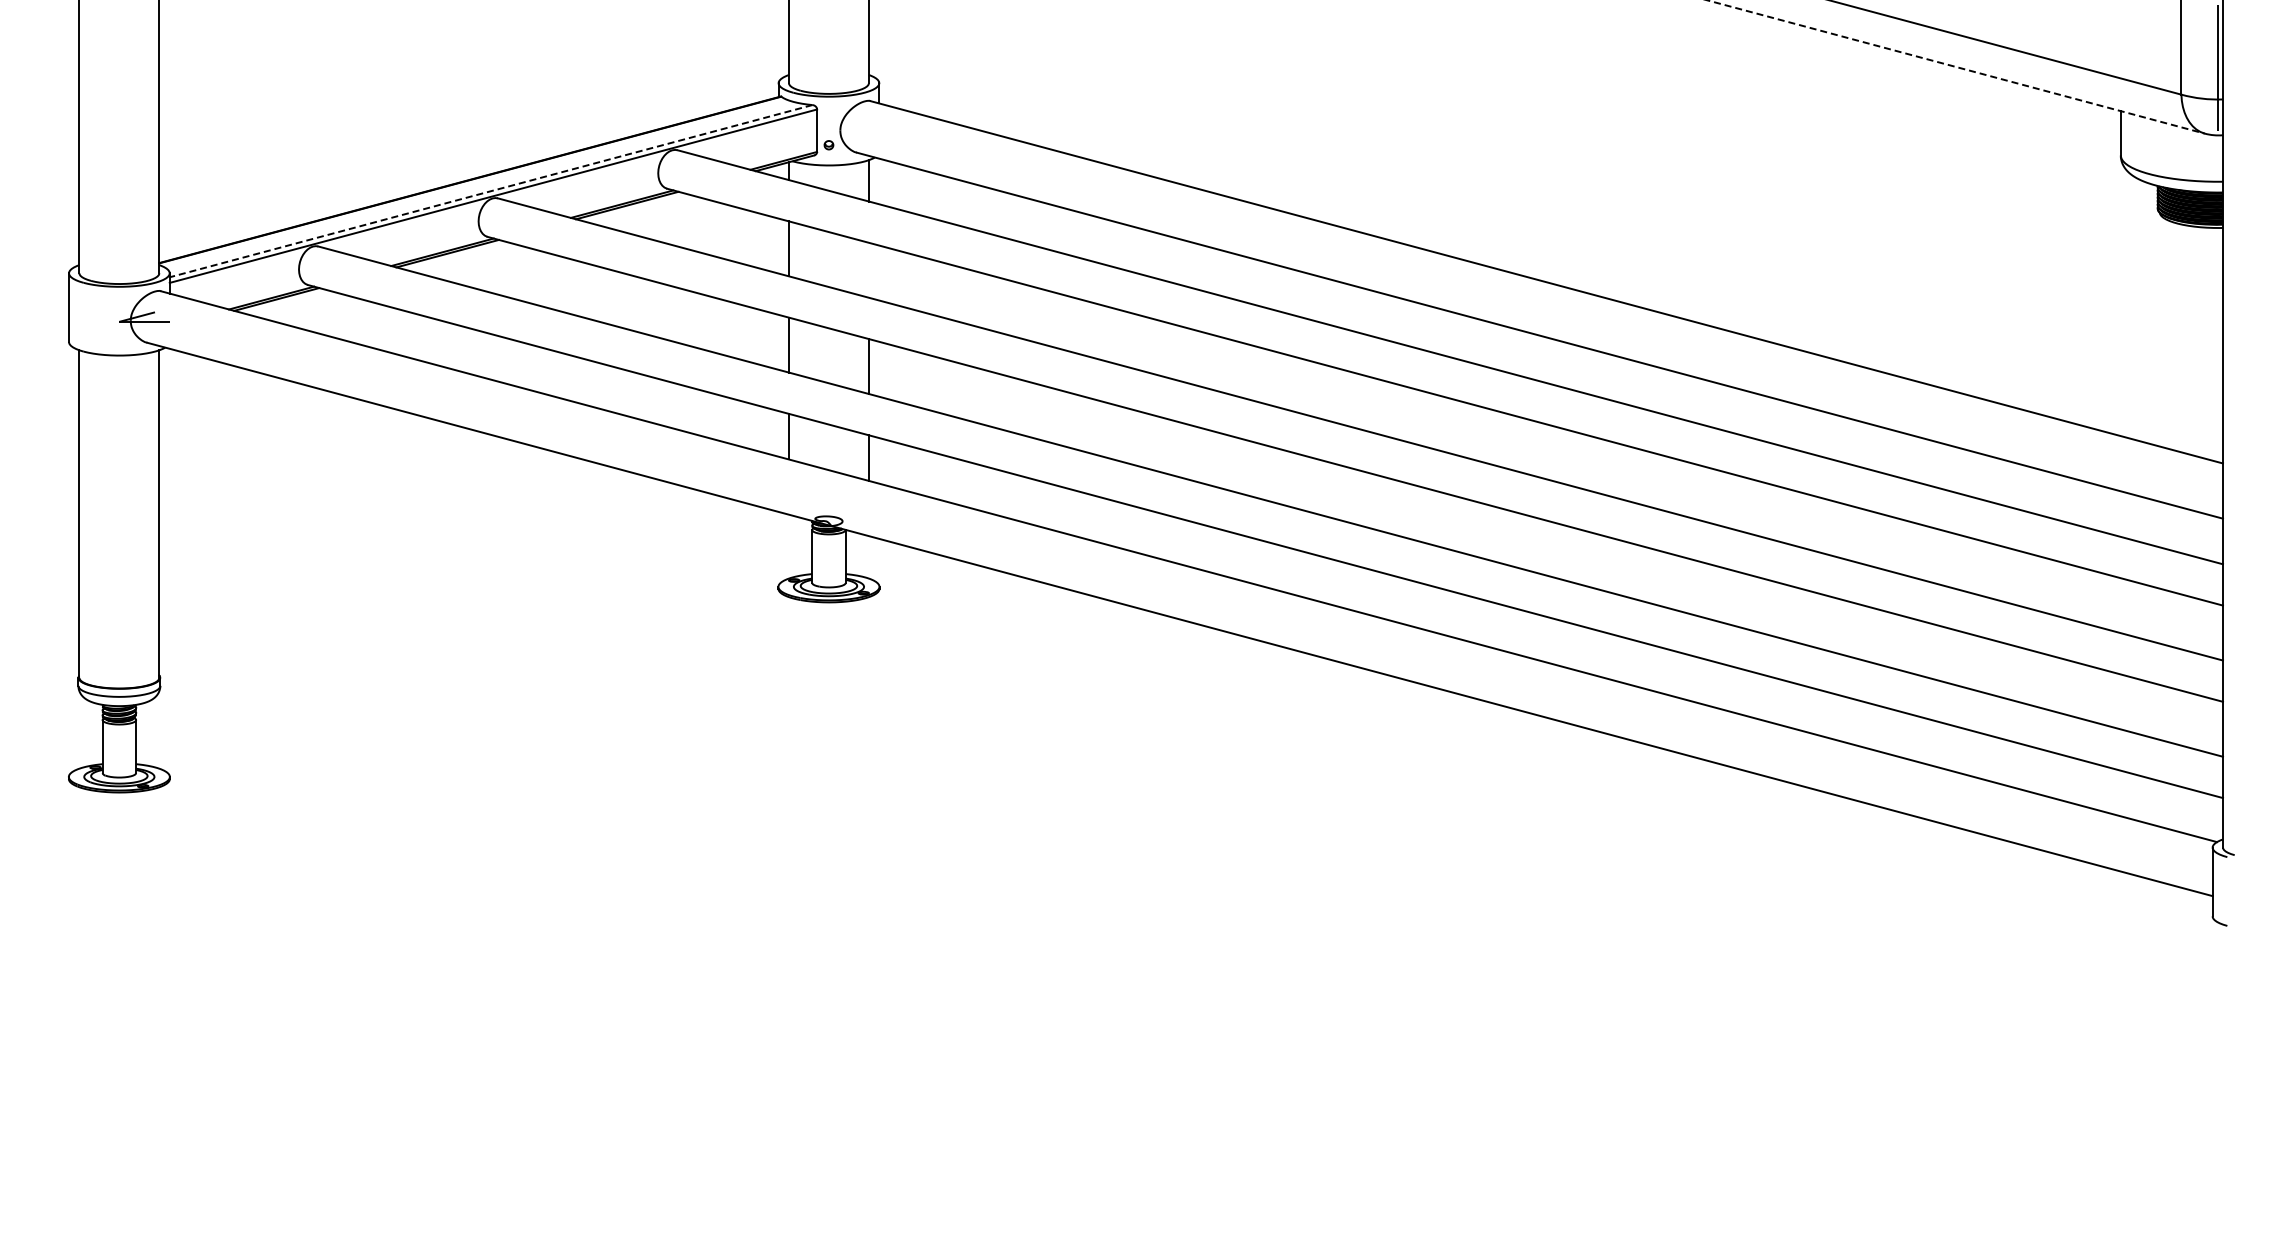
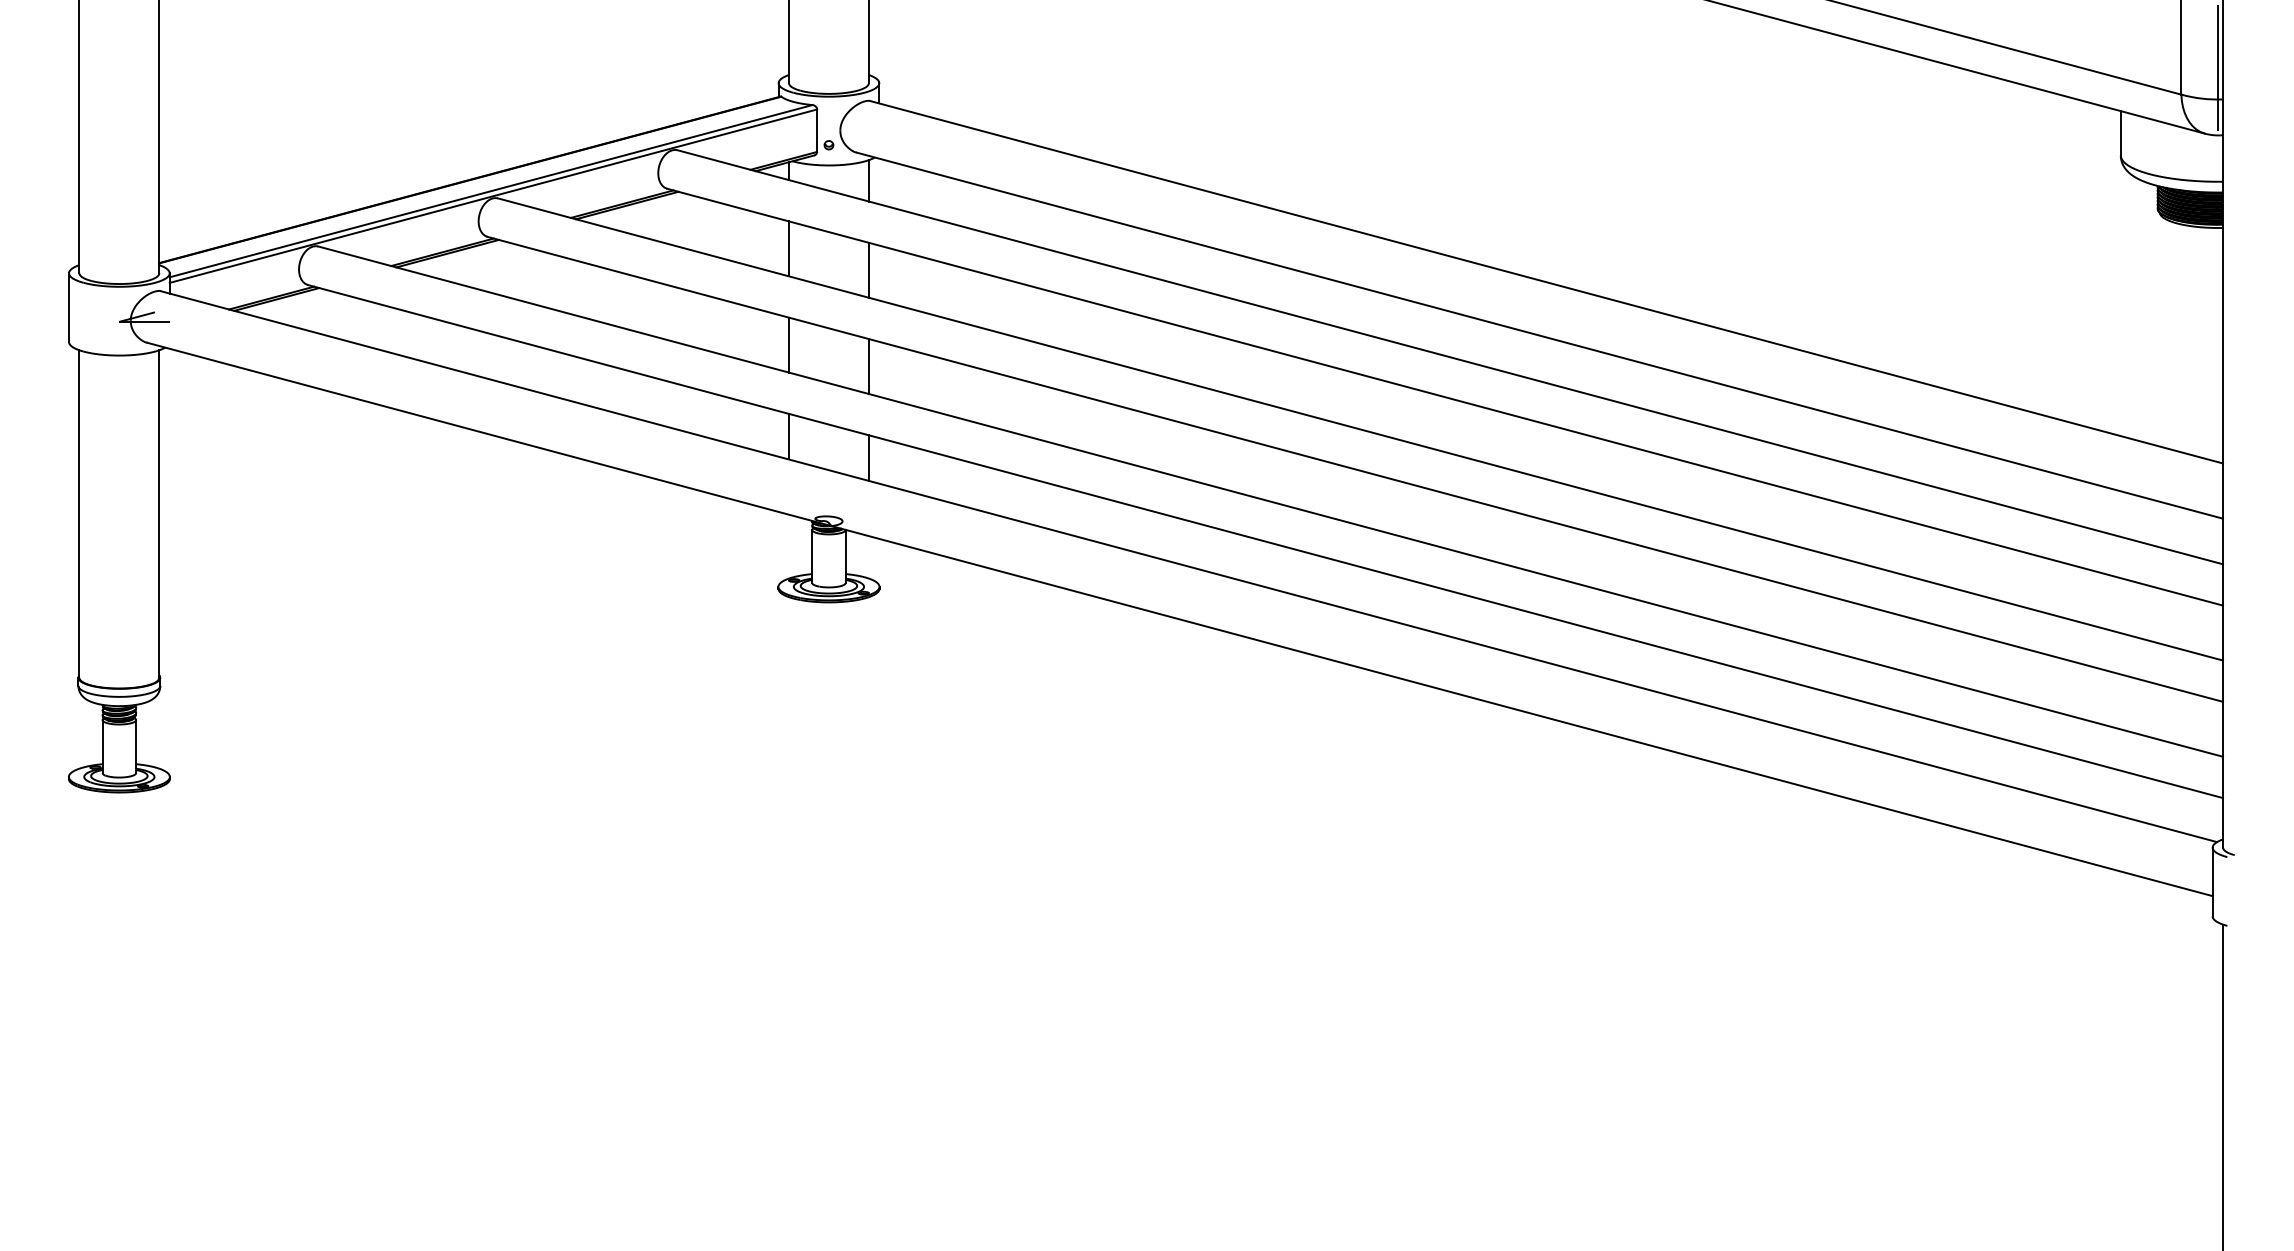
line: dashed -> solid (1956, 66)
line: dashed -> solid (491, 191)
line: none -> present (868, 269)
line: none -> present (2222, 1085)
